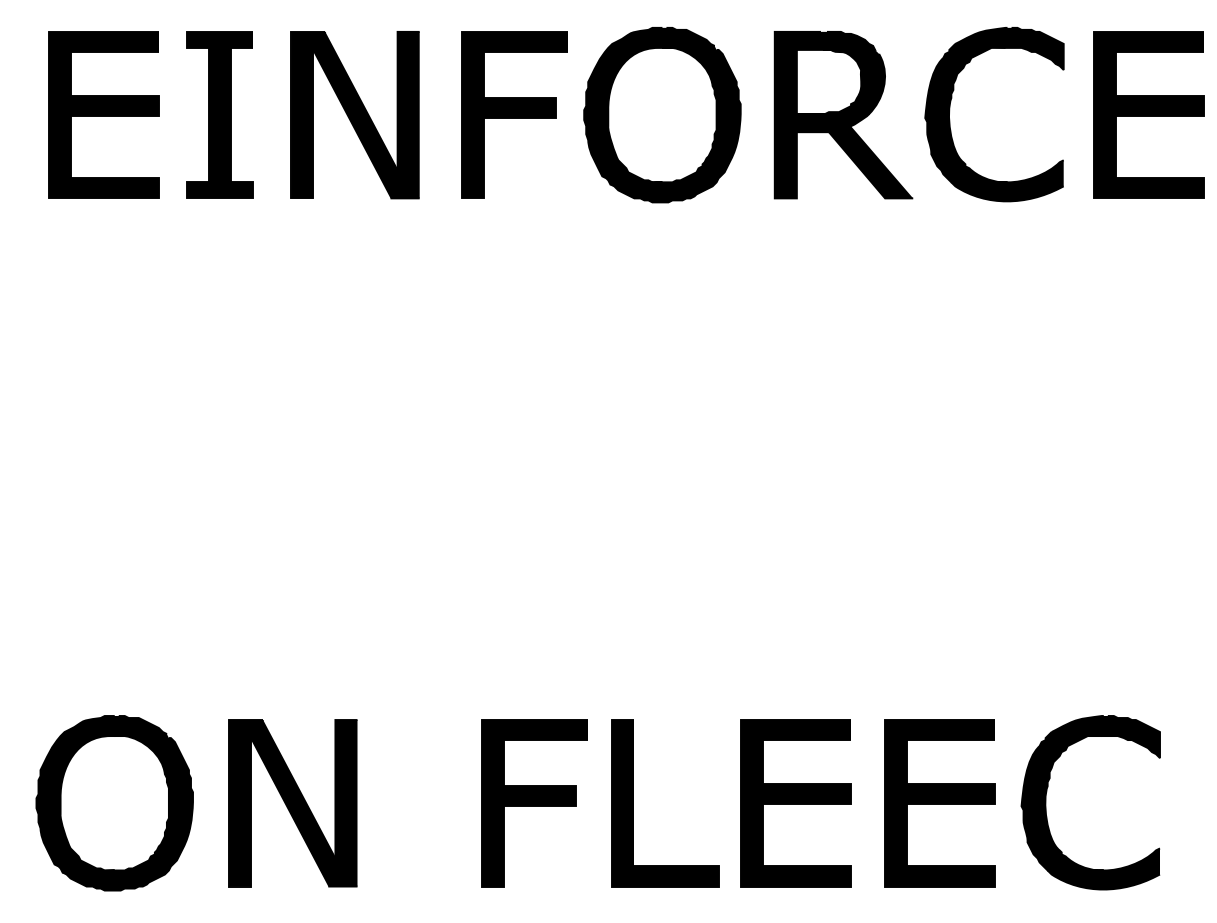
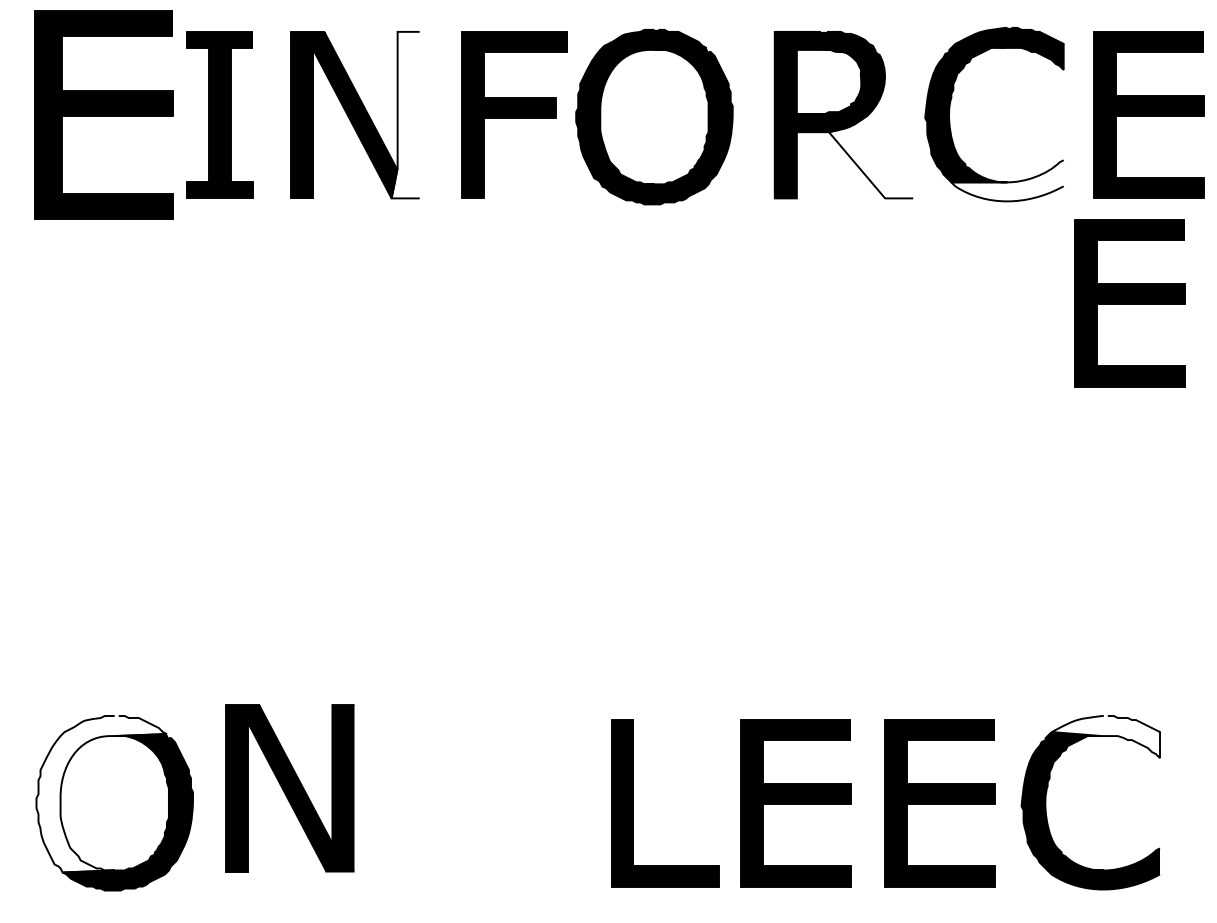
part size: 112x168 px -> 140x210 px (103, 114)
fill: present -> none (405, 114)
part position: (662, 115) -> (654, 117) (654, 117)
fill: present -> none (870, 162)
fill: present -> none (1007, 180)
part: none -> present (1129, 303)
fill: present -> none (1105, 737)
fill: present -> none (101, 794)
part position: (292, 803) -> (289, 788) (289, 788)
part: present -> none (534, 803)
